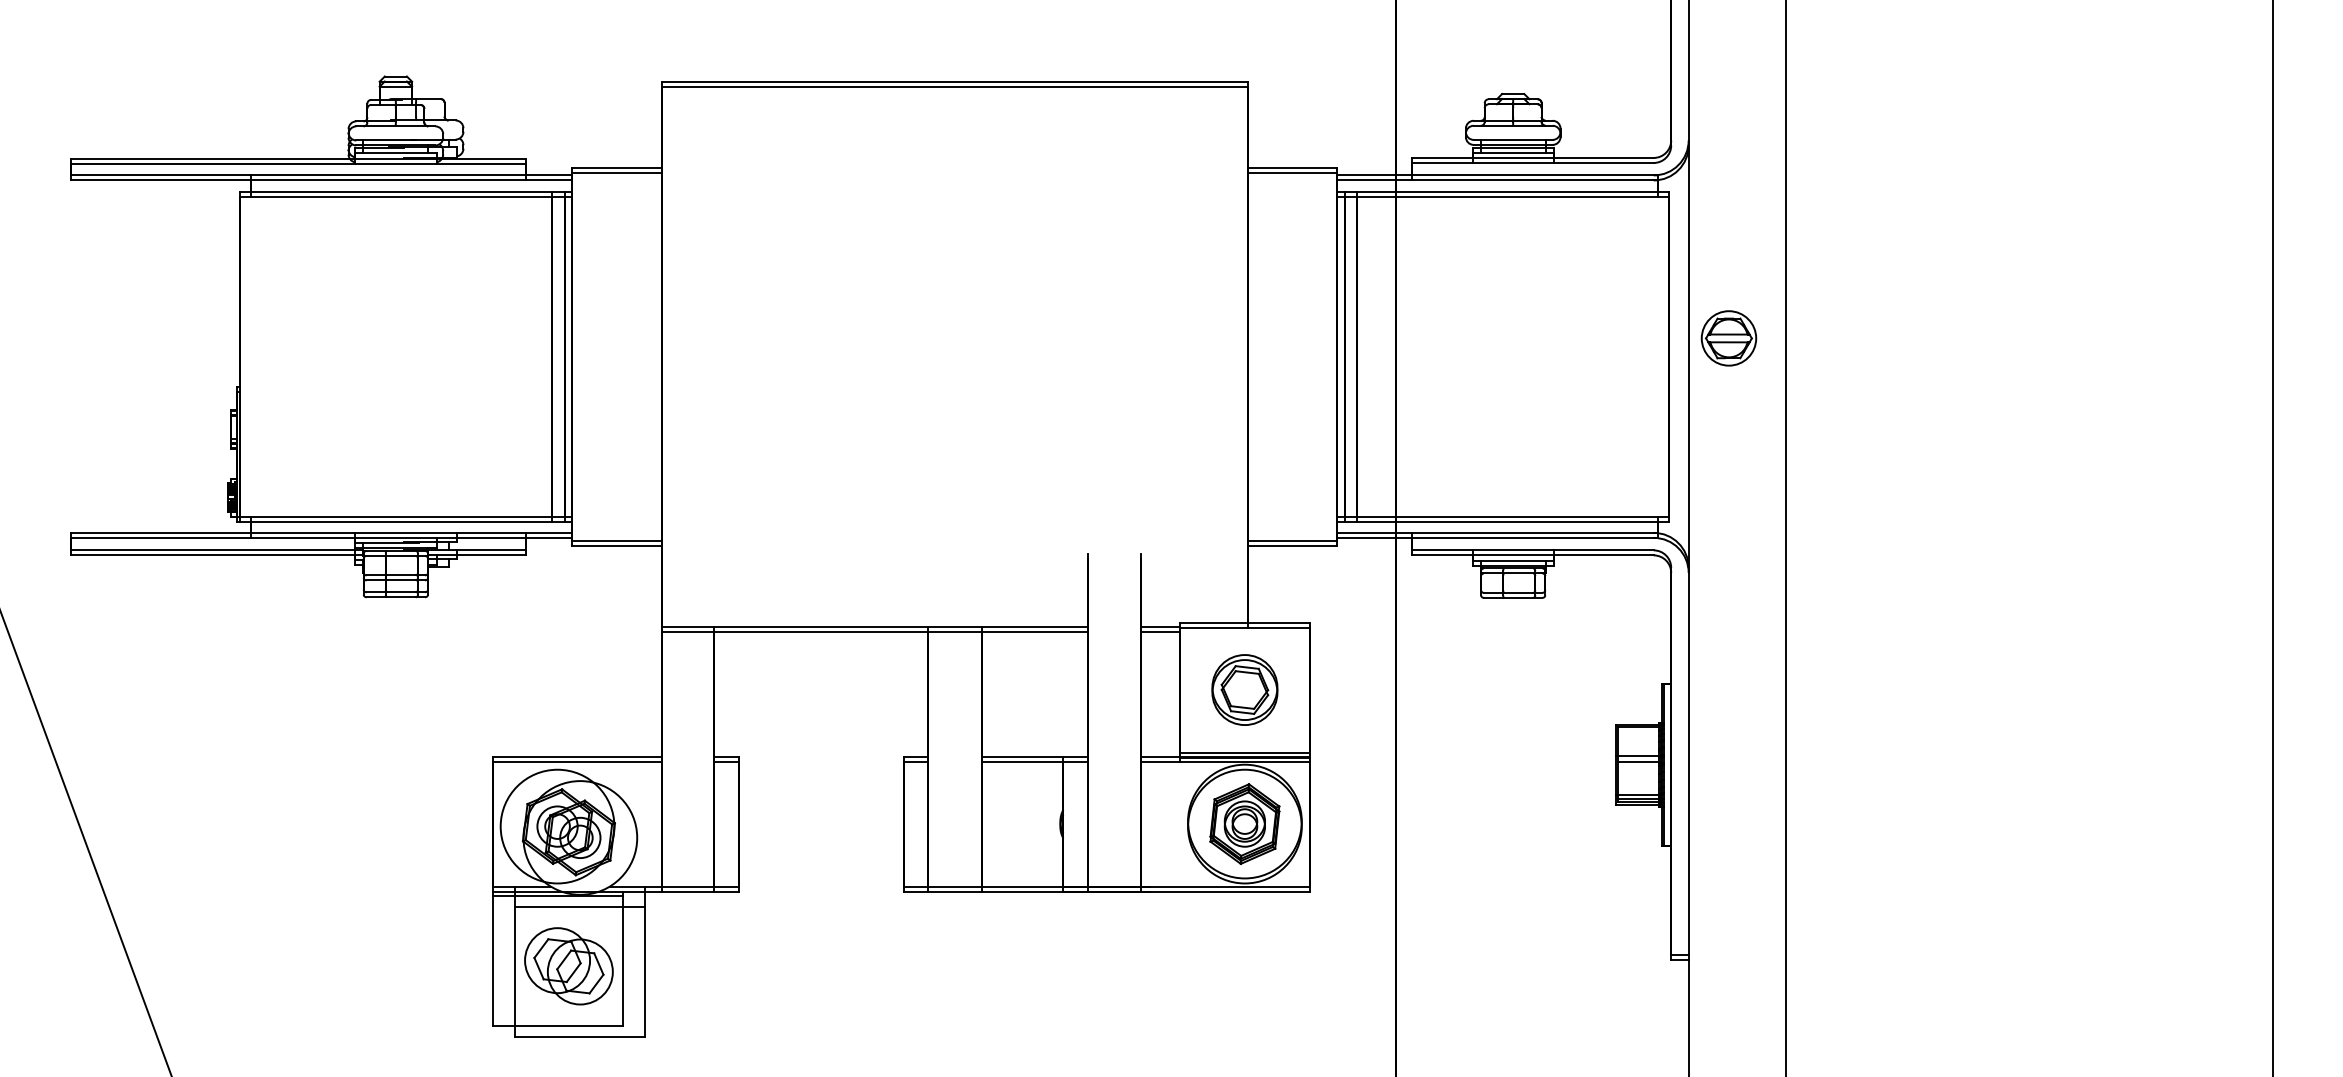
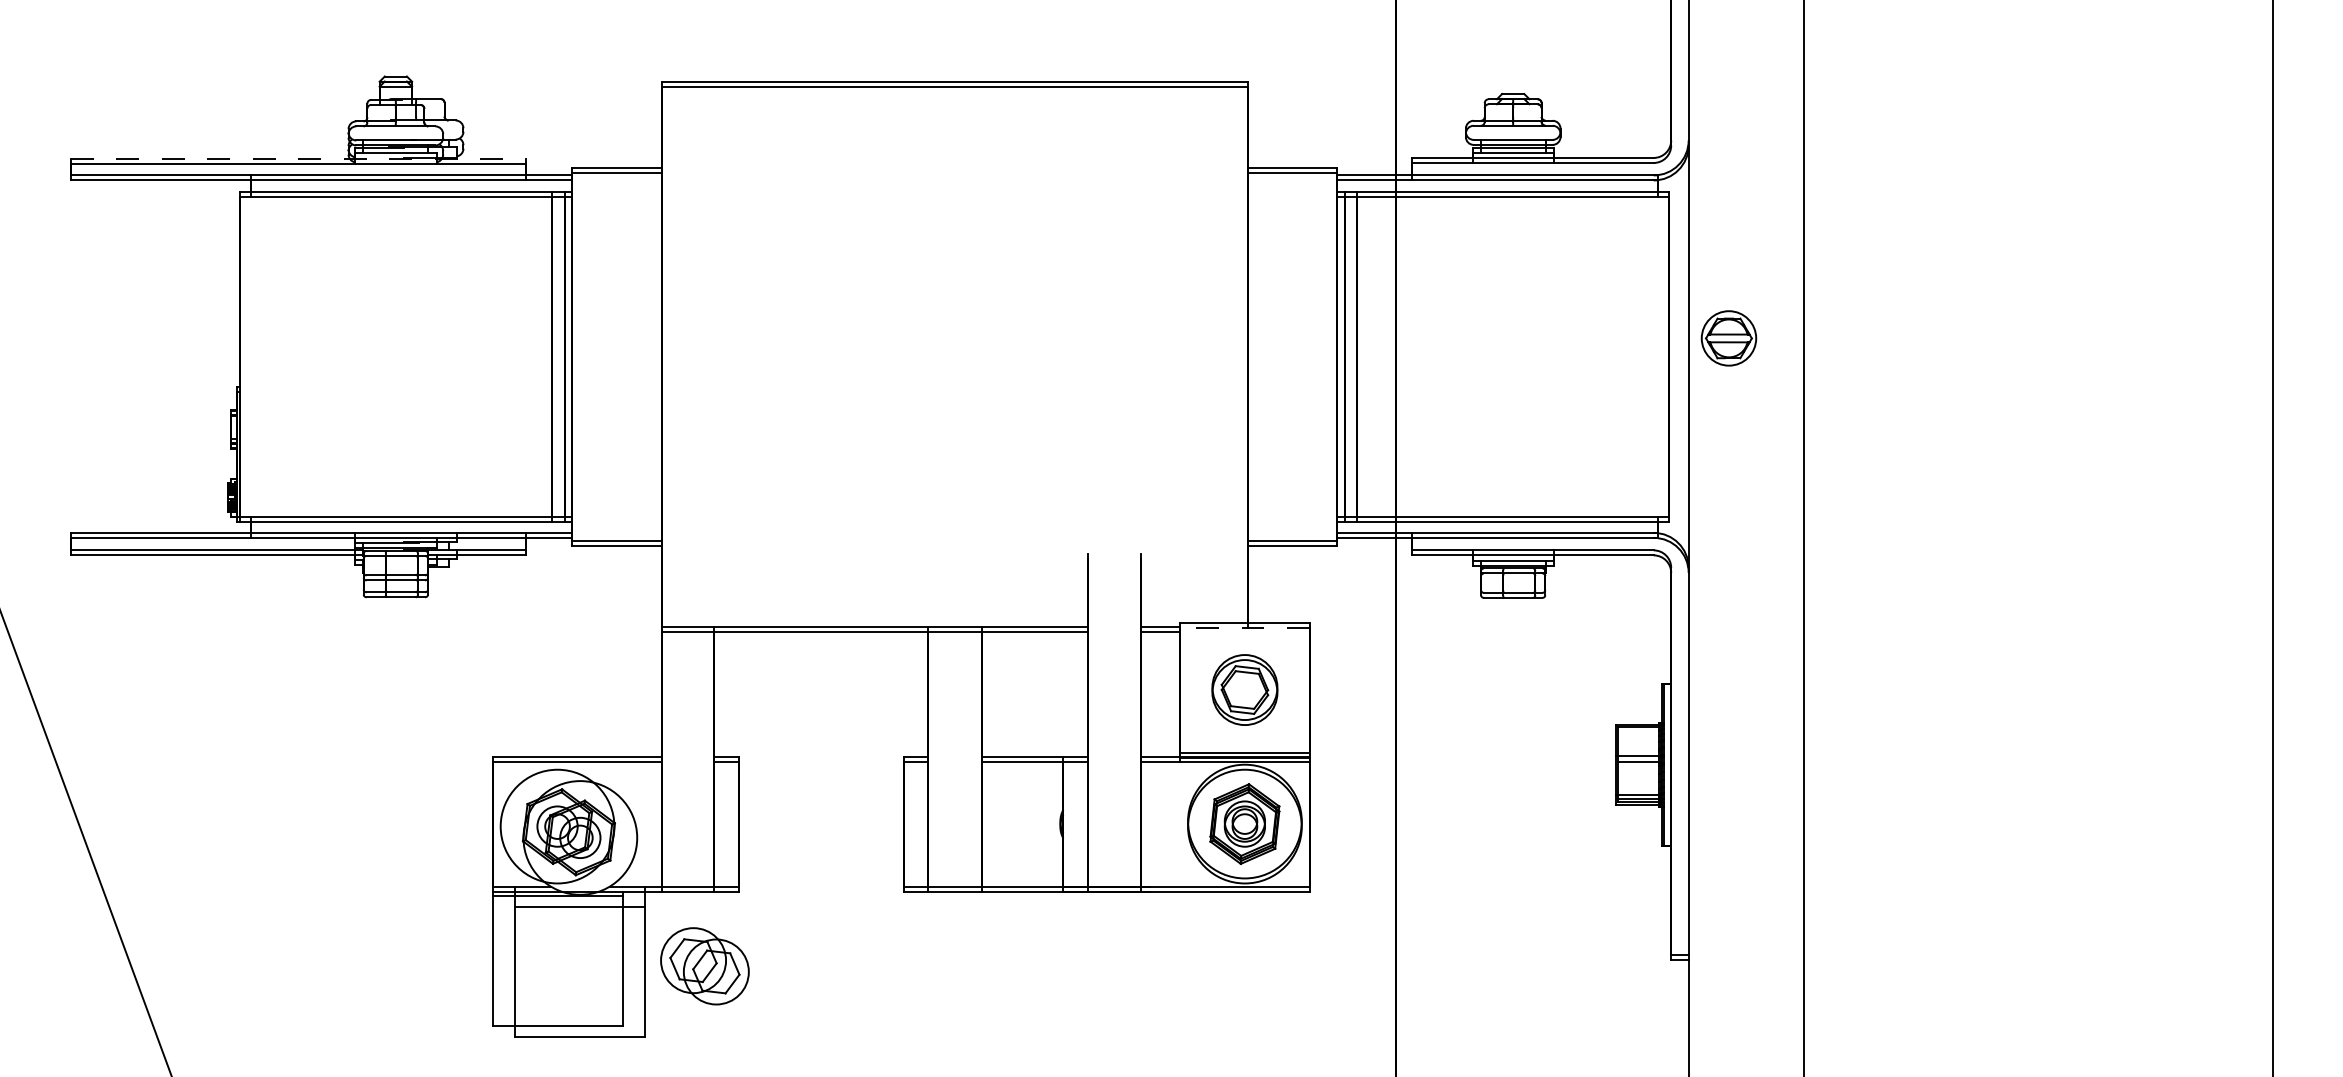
line: solid -> dashed (298, 158)
line position: (1786, 537) -> (1804, 537) (1804, 537)
line: solid -> dashed (1244, 627)
part position: (568, 966) -> (704, 966) (704, 966)
